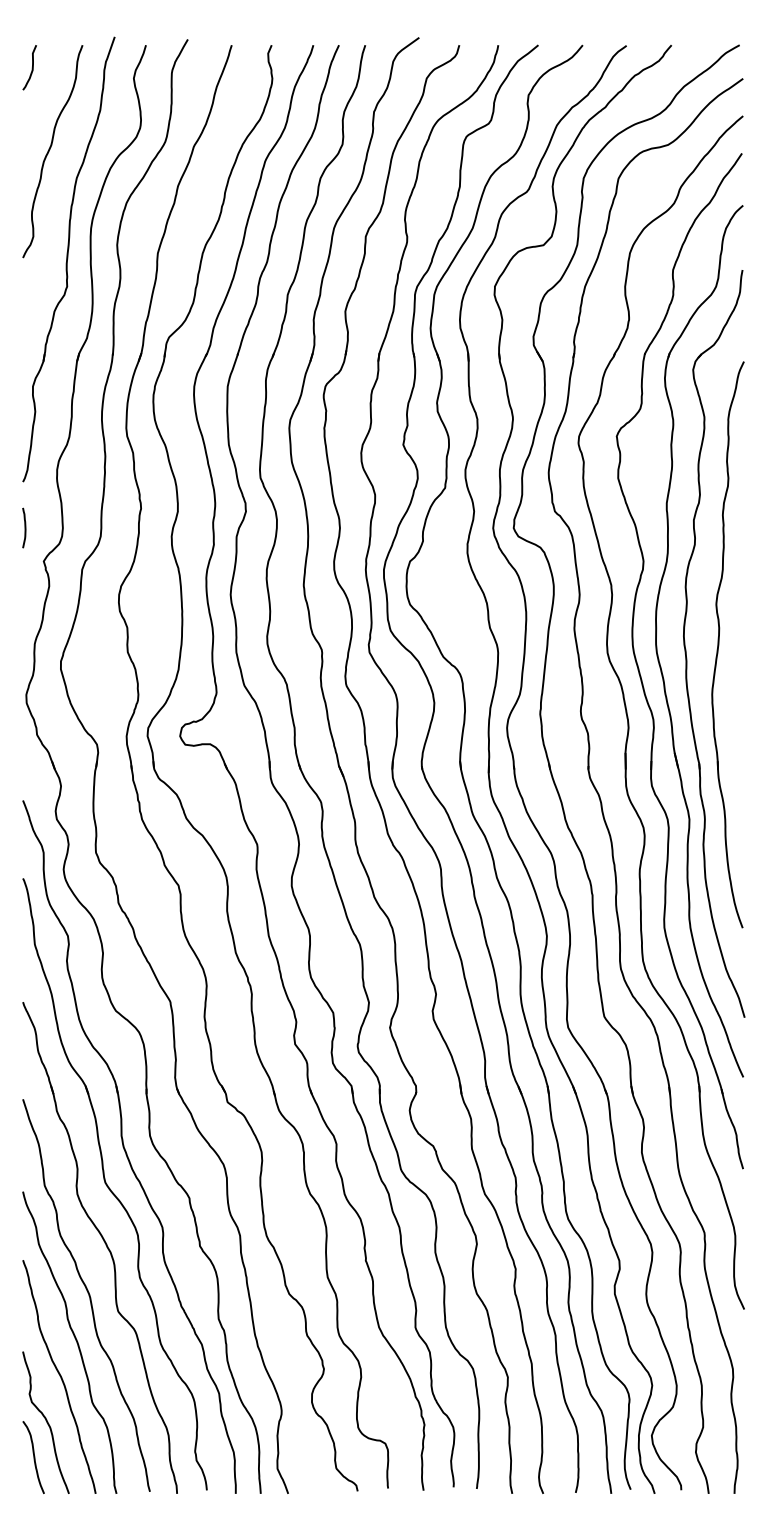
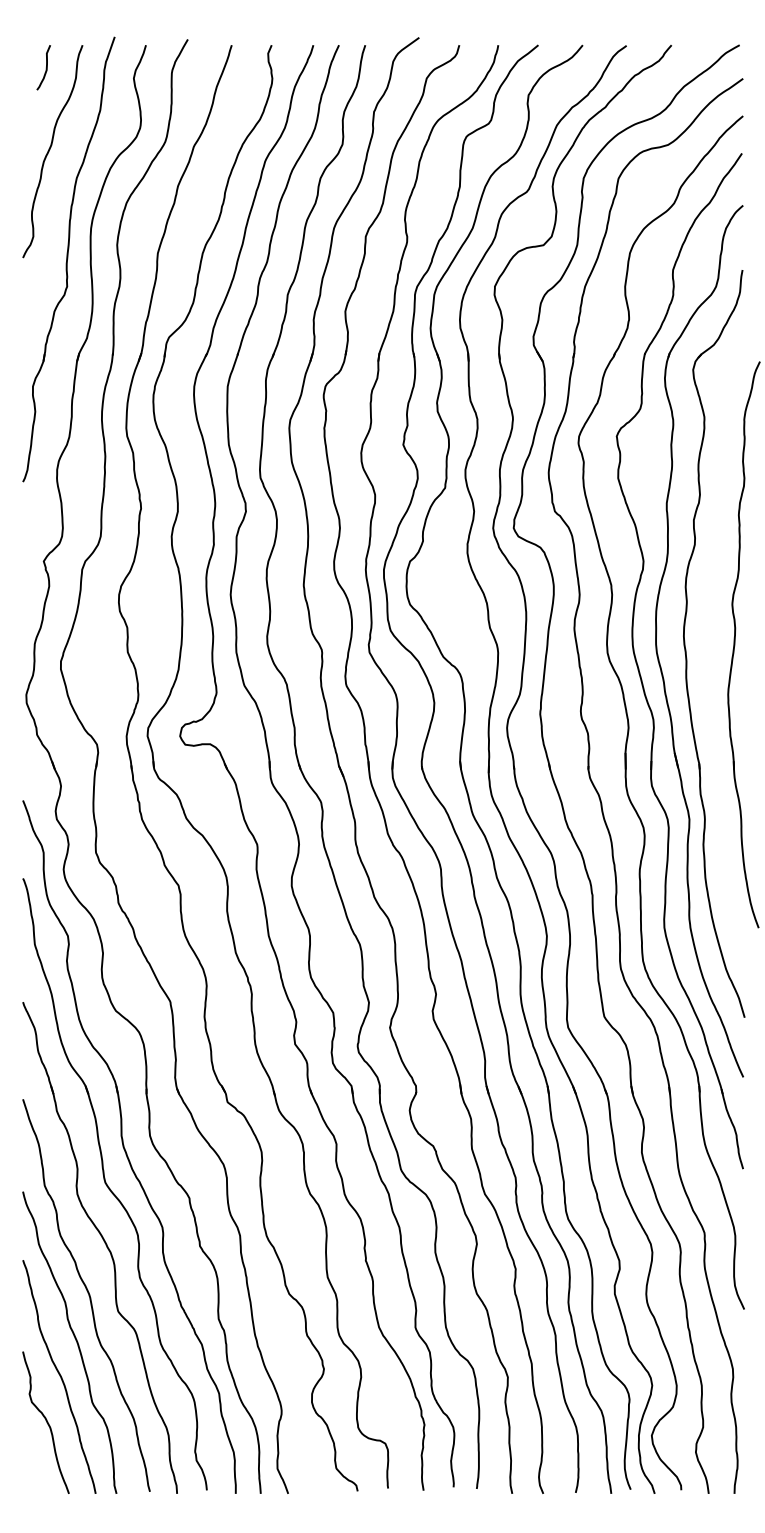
curve position: (31, 68) -> (45, 68) (45, 68)
curve: present -> none (24, 527)
part position: (719, 644) -> (735, 644) (735, 644)
curve: present -> none (33, 1457)
